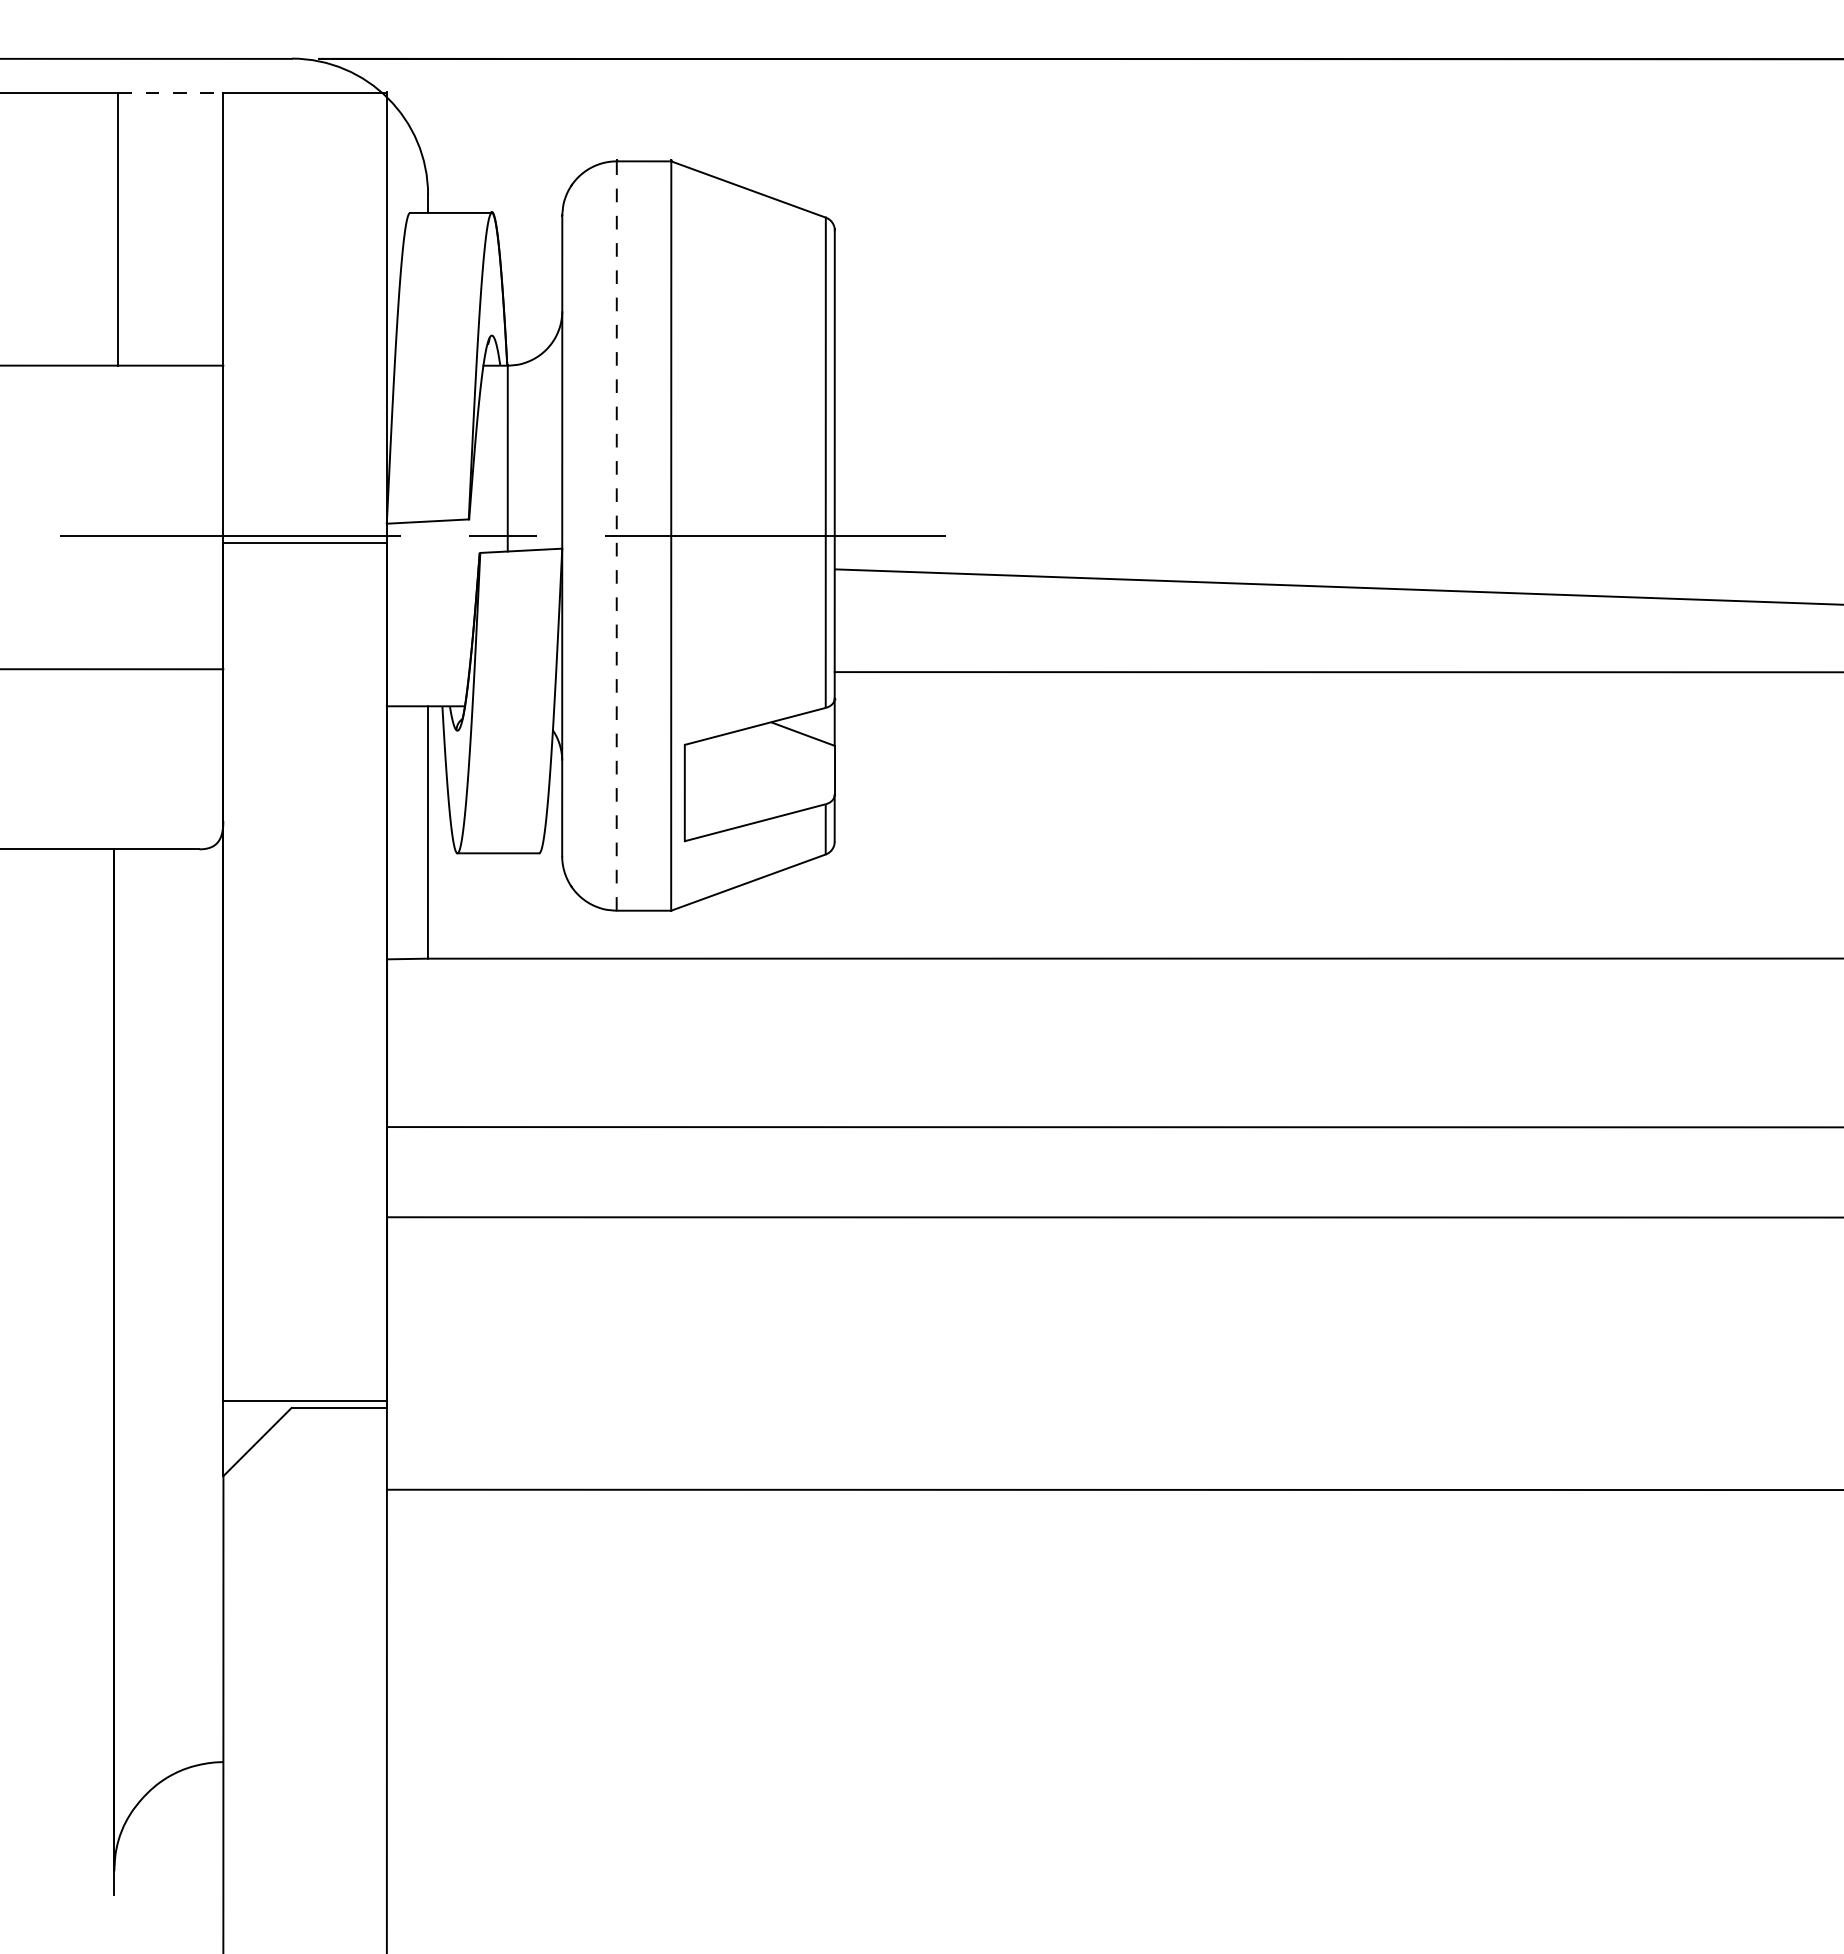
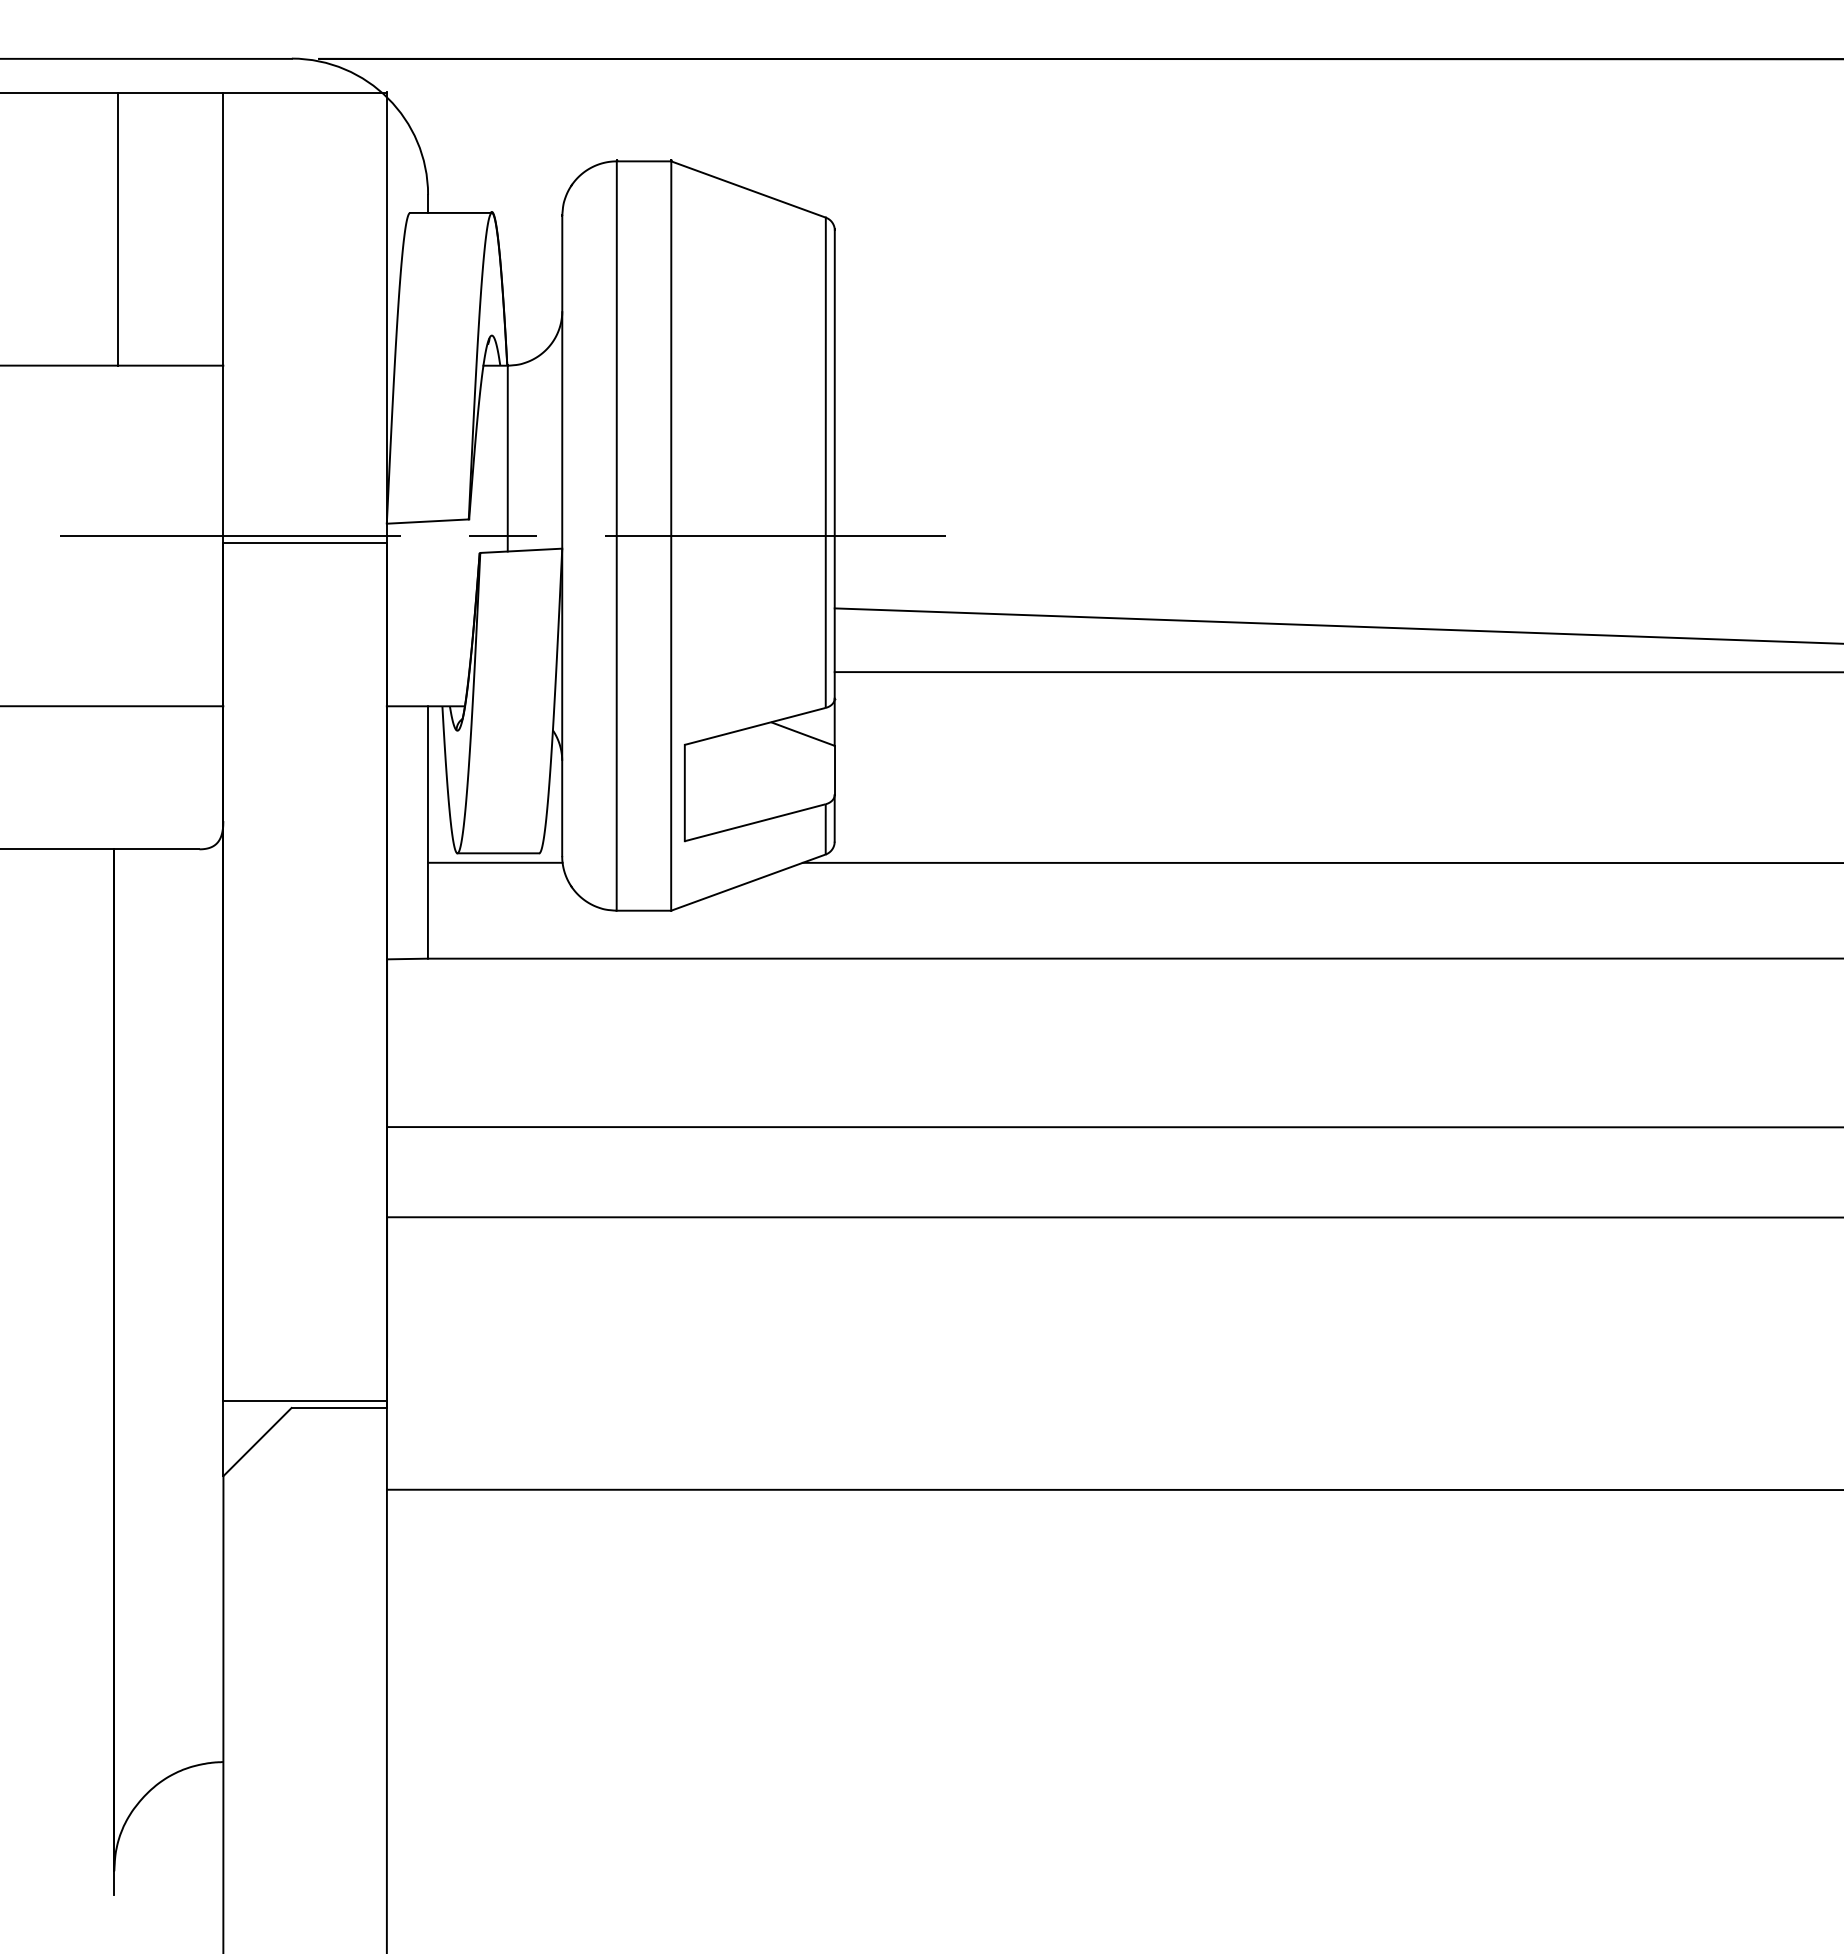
line: dashed -> solid (171, 93)
line: dashed -> solid (616, 536)
line position: (1337, 586) -> (1337, 625) (1337, 625)
line position: (112, 669) -> (112, 706) (112, 706)
line: none -> present (494, 862)
line: none -> present (1321, 862)
